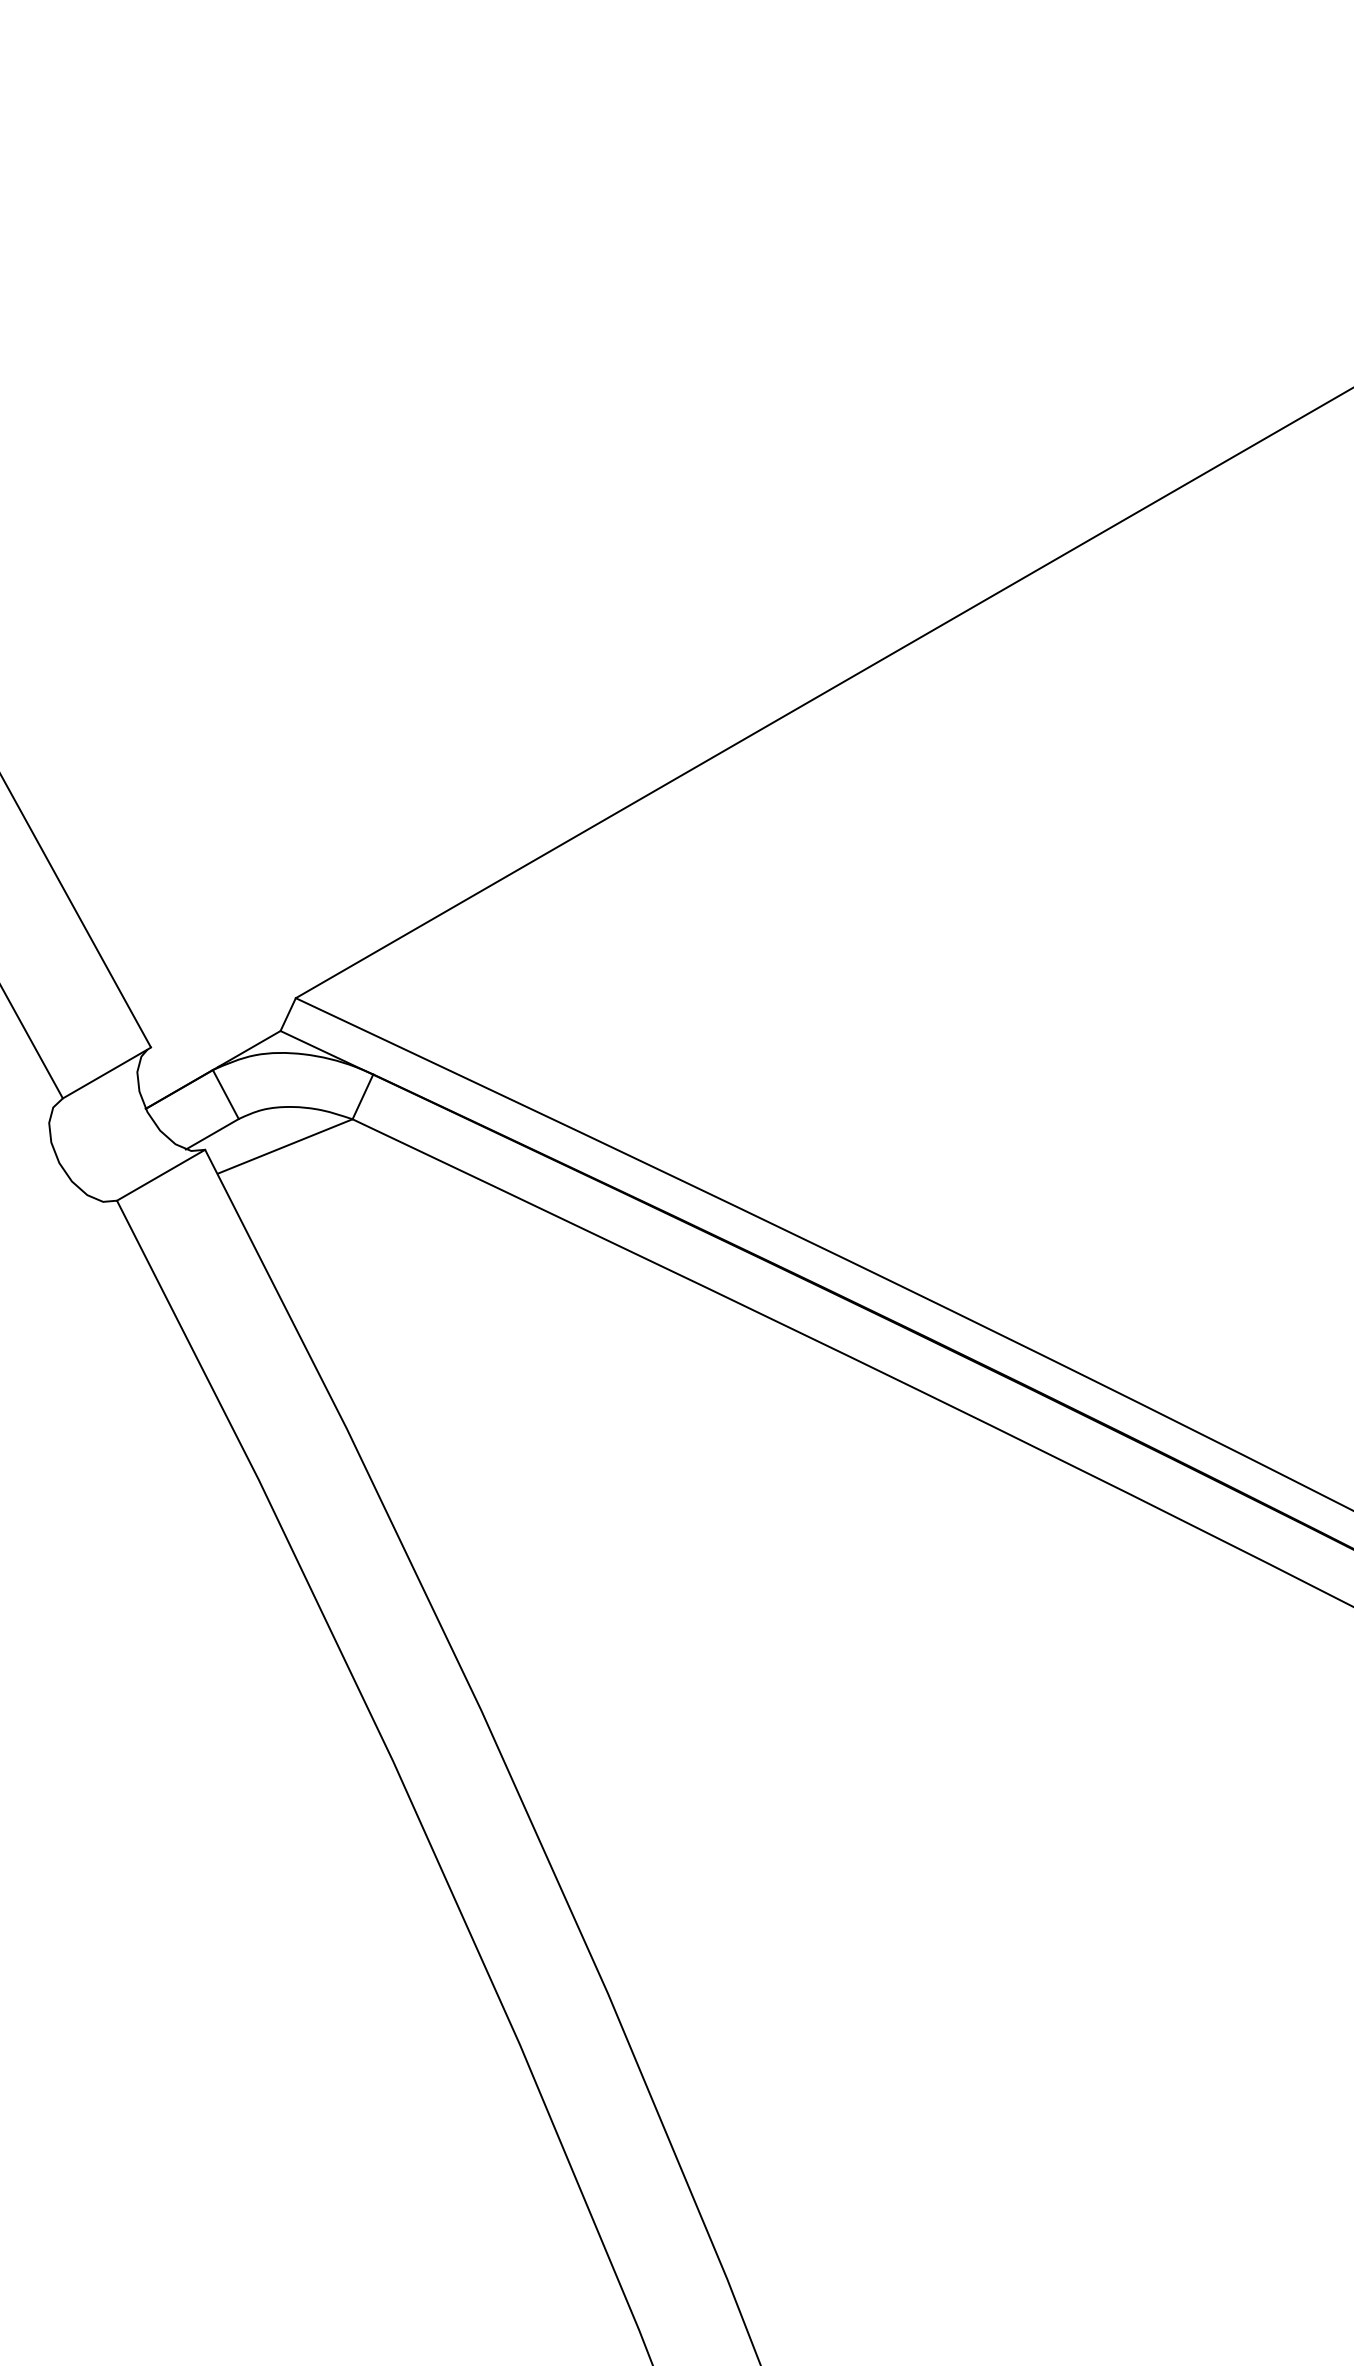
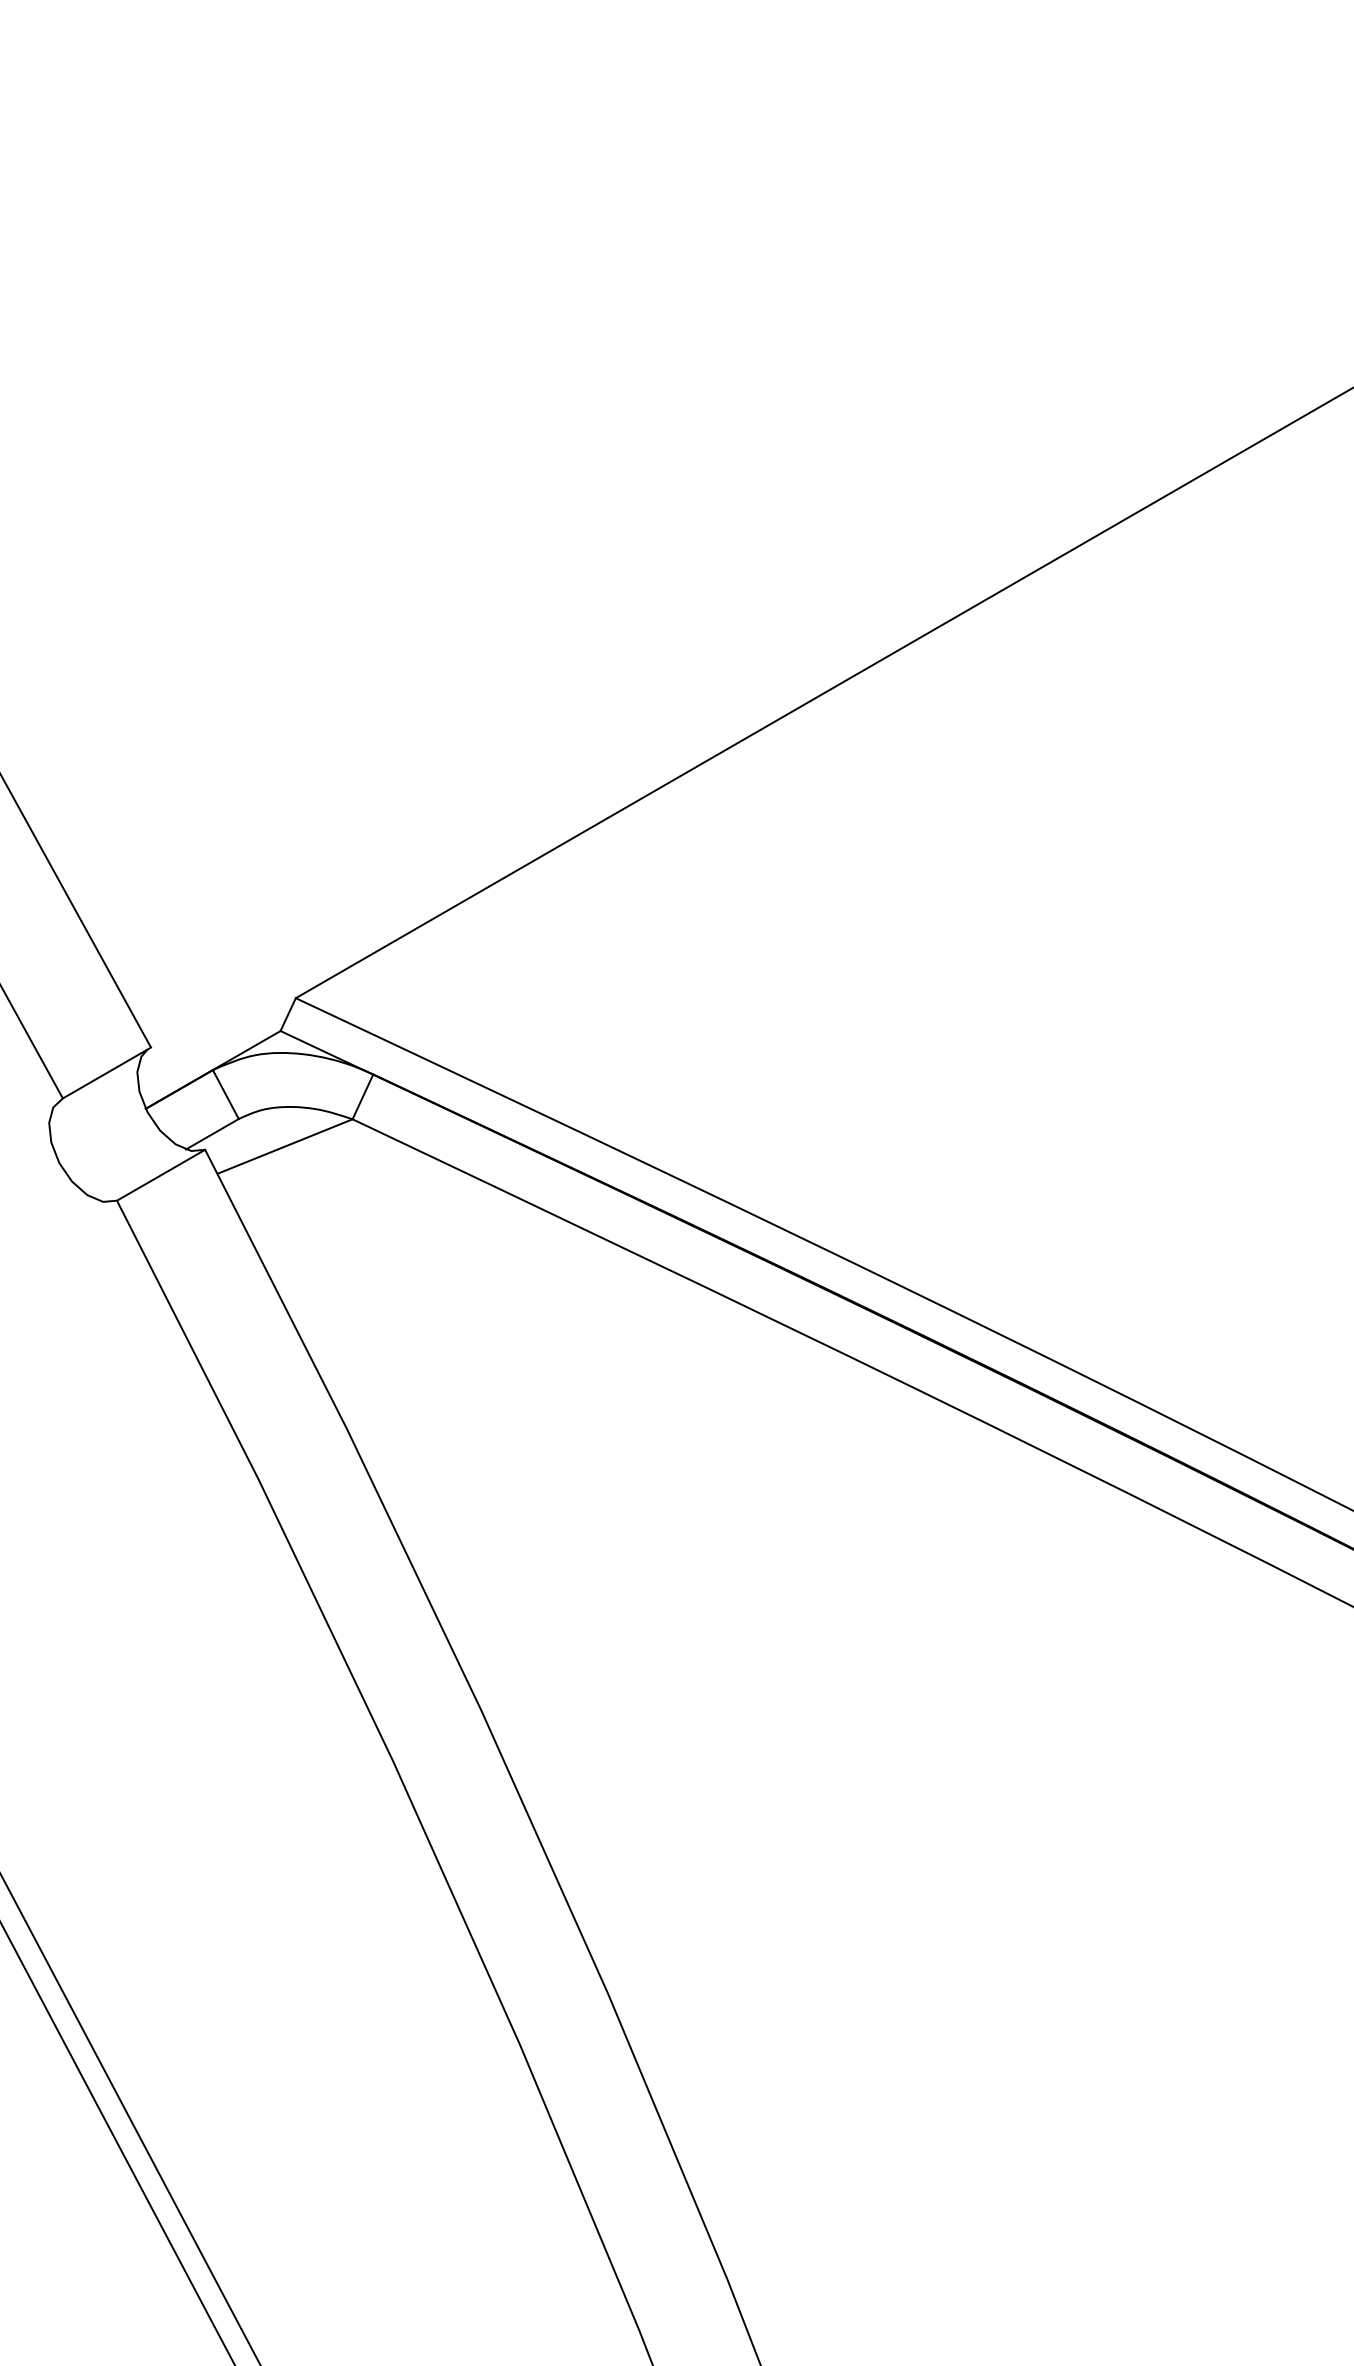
line: none -> present (130, 2119)
line: none -> present (117, 2143)
